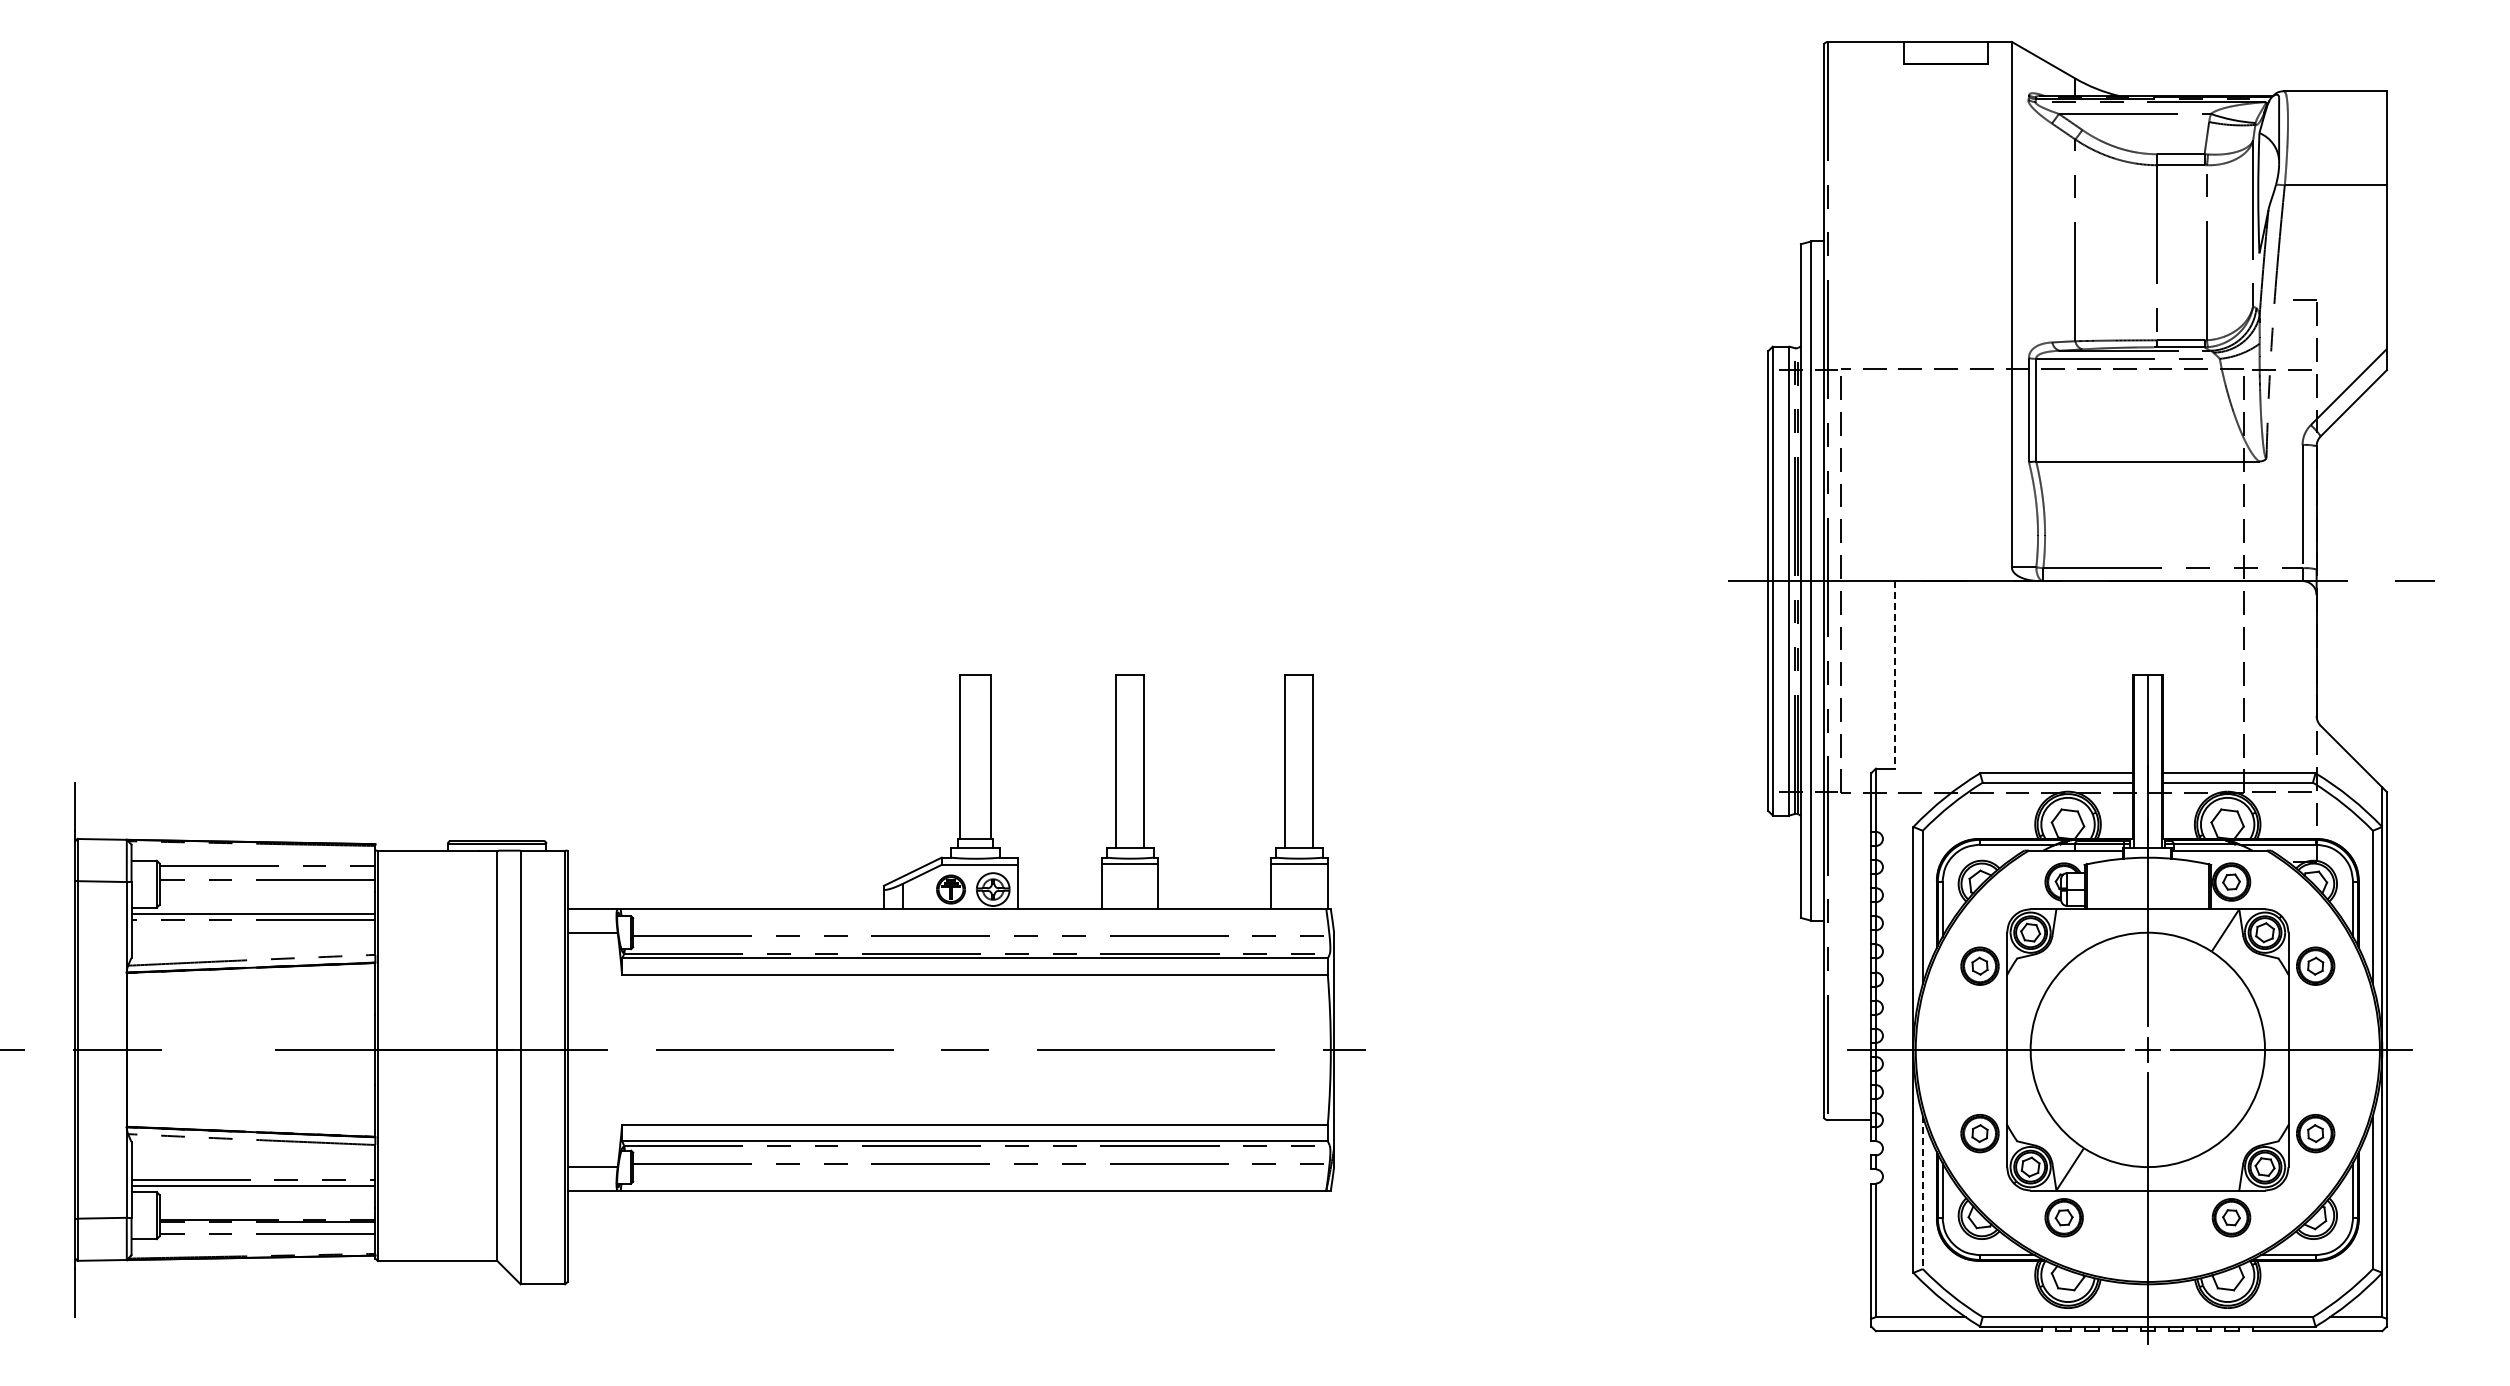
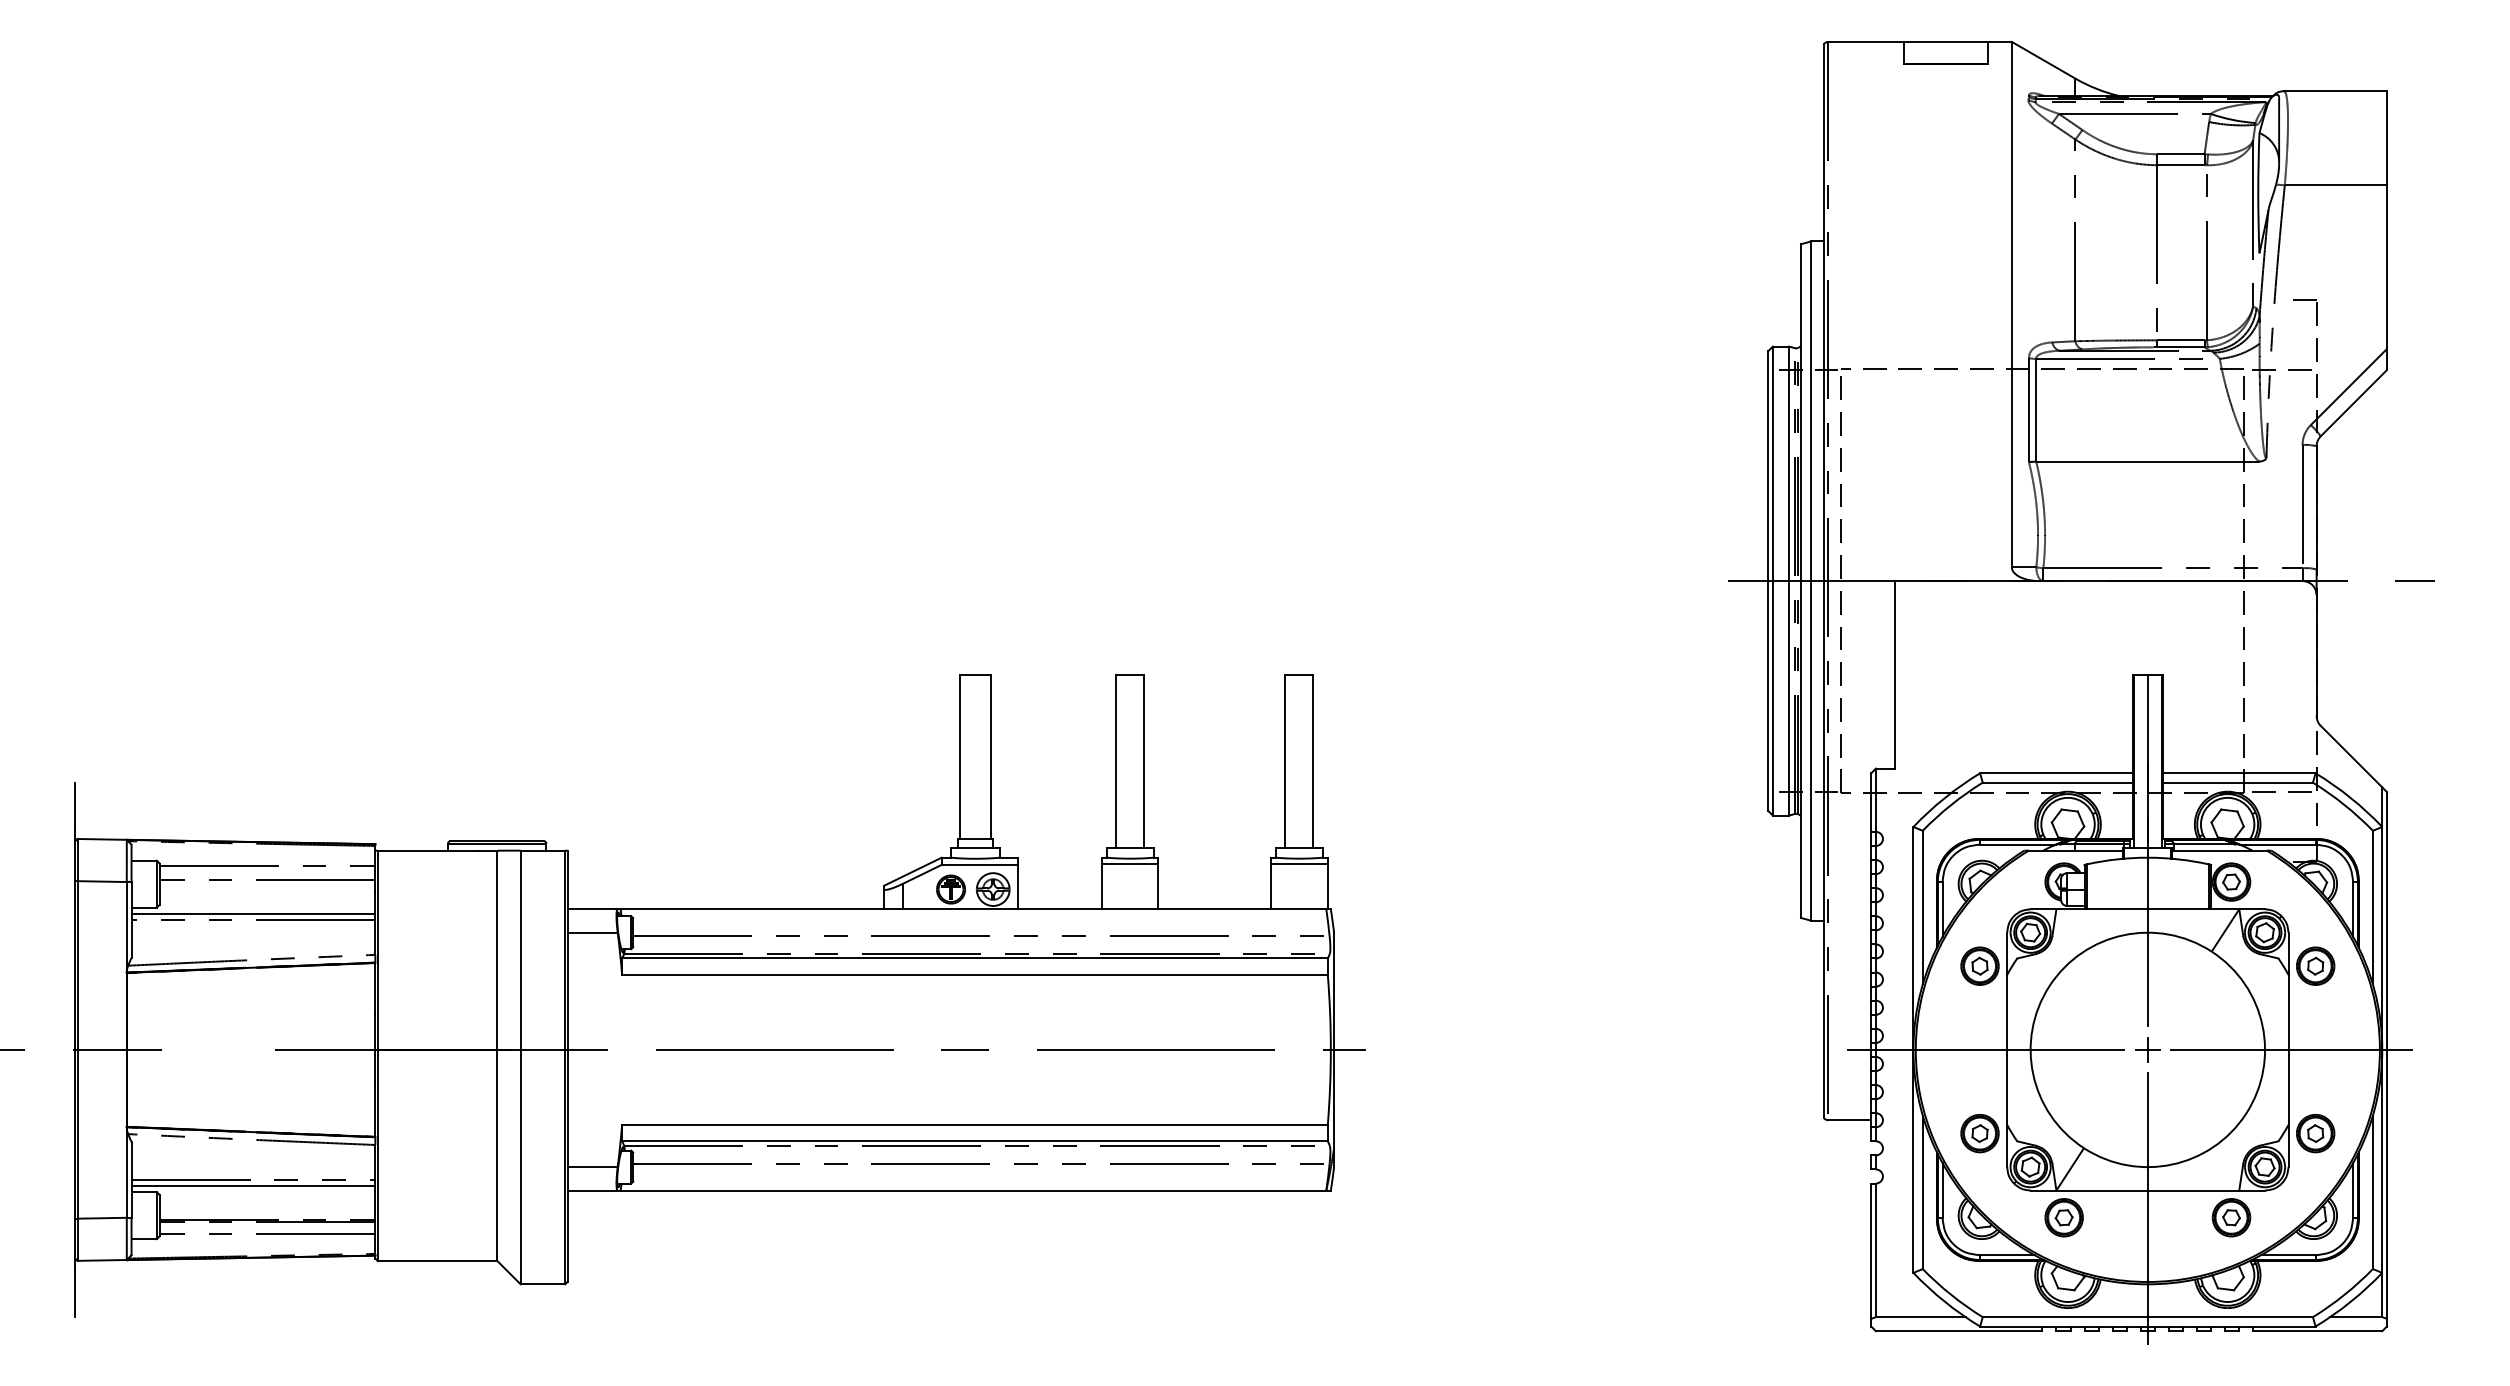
line: dashed -> solid (1894, 674)
line: dashed -> solid (1922, 1192)
